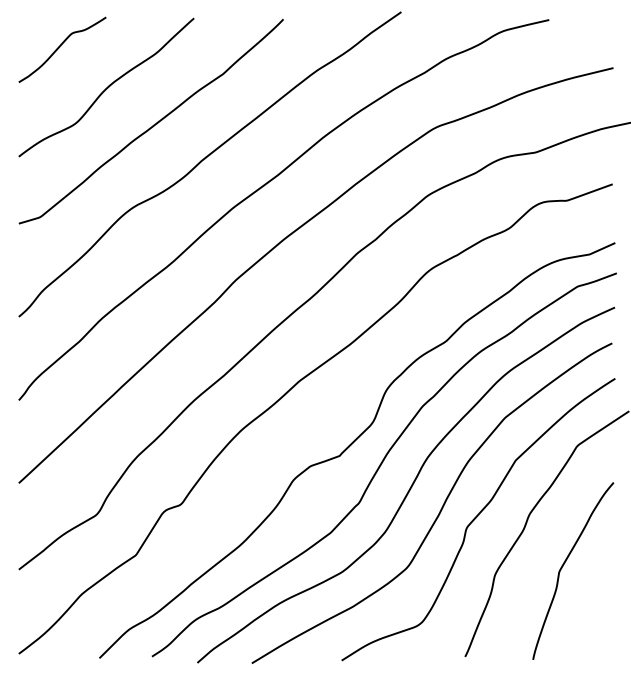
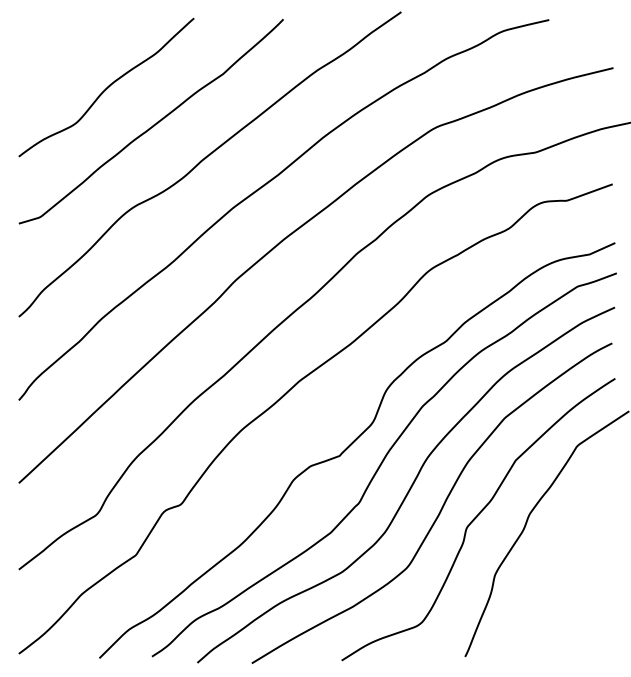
curve: present -> none (60, 47)
curve: present -> none (565, 563)
